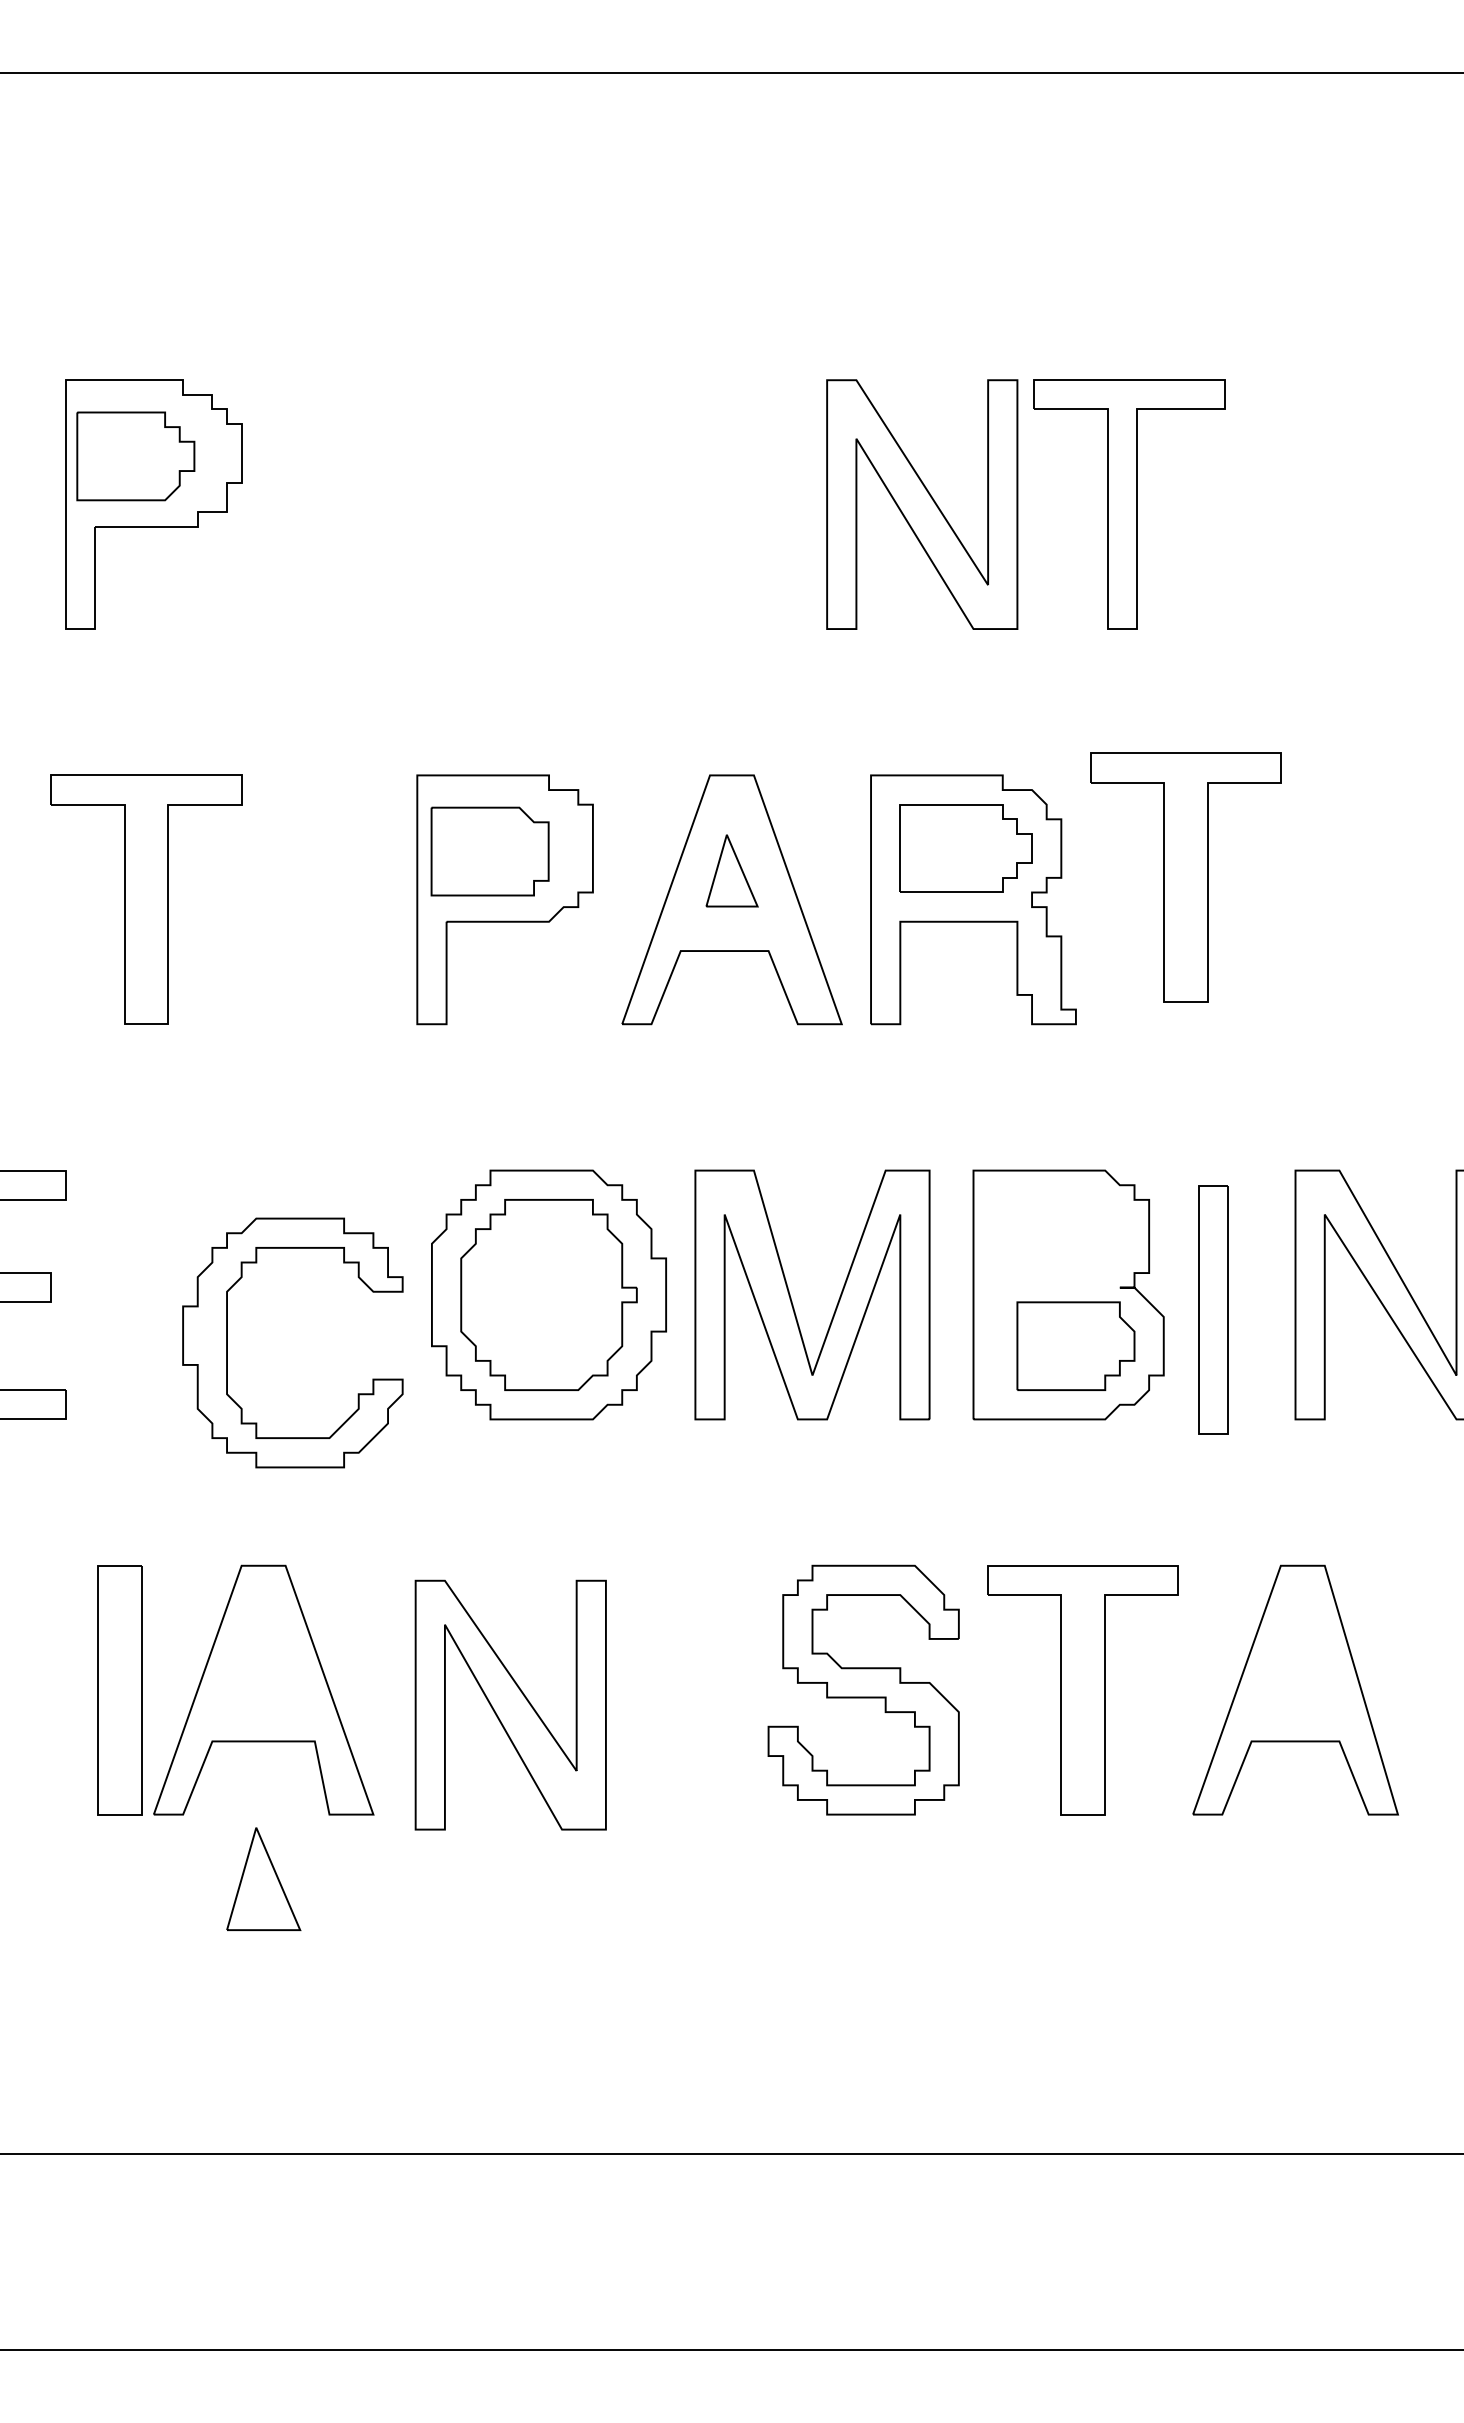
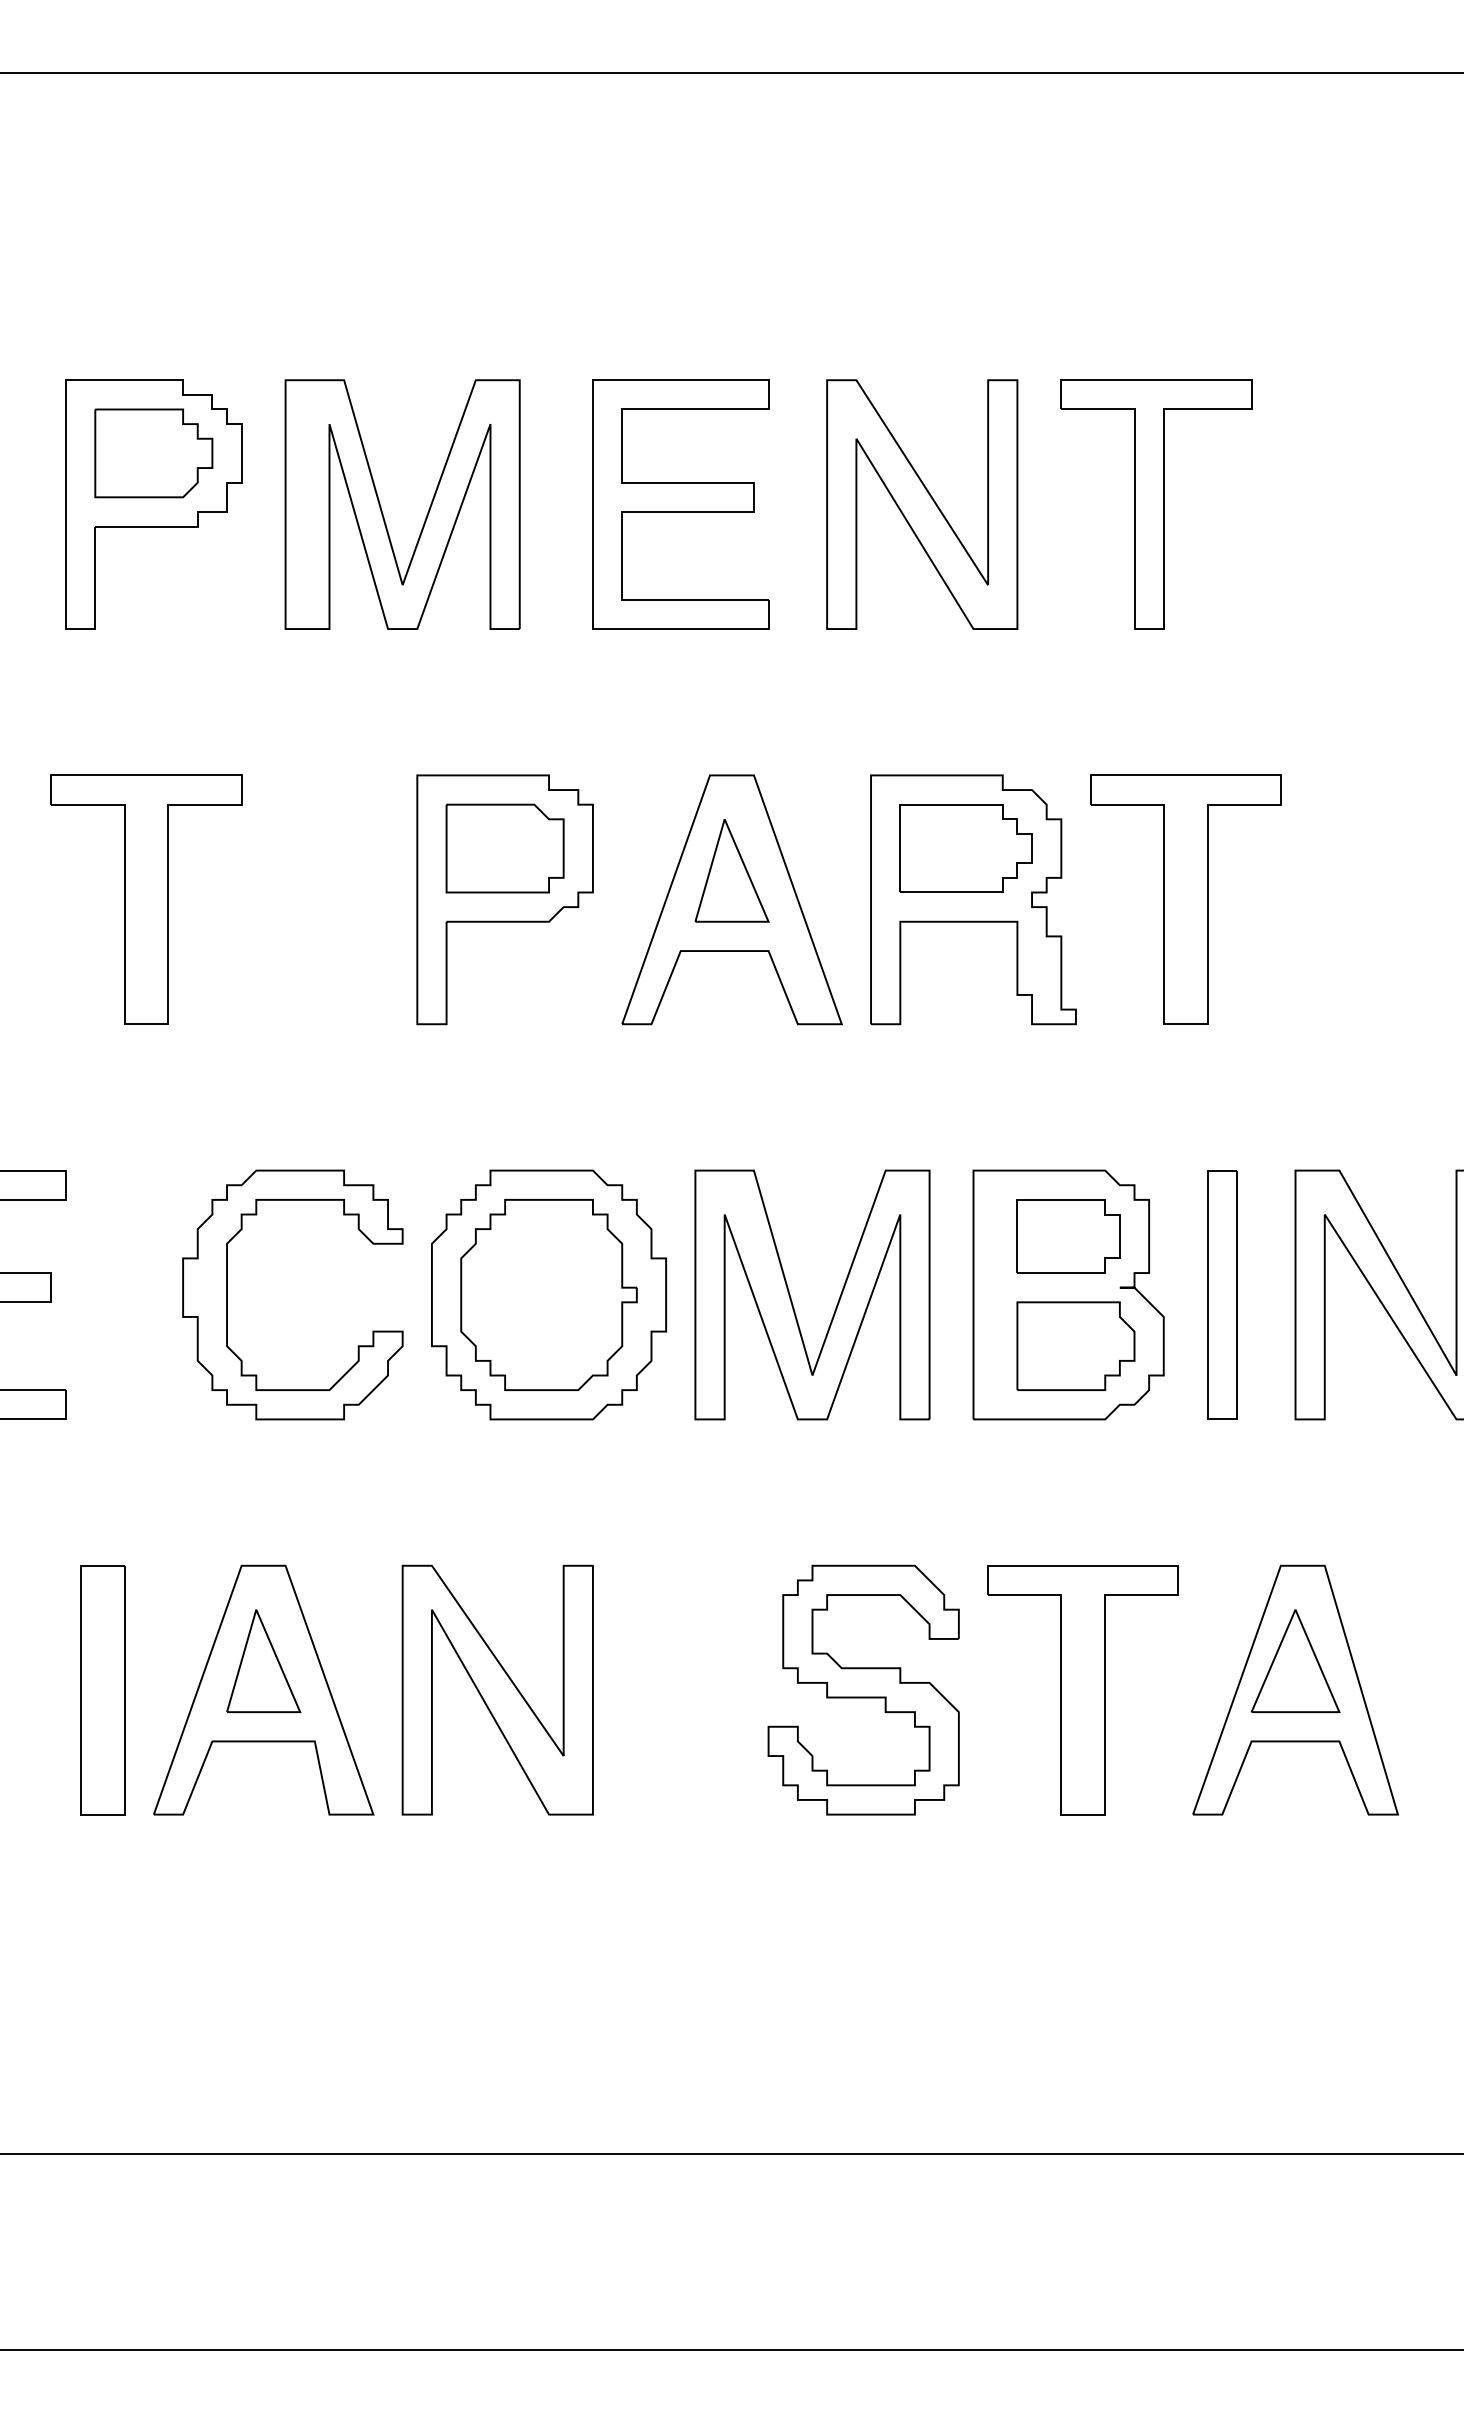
part position: (135, 456) -> (153, 453) (153, 453)
part: none -> present (680, 504)
part position: (1129, 504) -> (1156, 504) (1156, 504)
part: none -> present (382, 510)
part position: (489, 851) -> (504, 848) (504, 848)
part size: 54x74 px -> 76x104 px (731, 870)
part position: (1185, 877) -> (1185, 899) (1185, 899)
part: none -> present (1068, 1236)
part position: (1213, 1309) -> (1222, 1294) (1222, 1294)
part position: (227, 1342) -> (227, 1294) (227, 1294)
part: none -> present (1295, 1660)
part position: (119, 1690) -> (102, 1690) (102, 1690)
part position: (510, 1704) -> (497, 1689) (497, 1689)
part position: (263, 1878) -> (263, 1660) (263, 1660)
